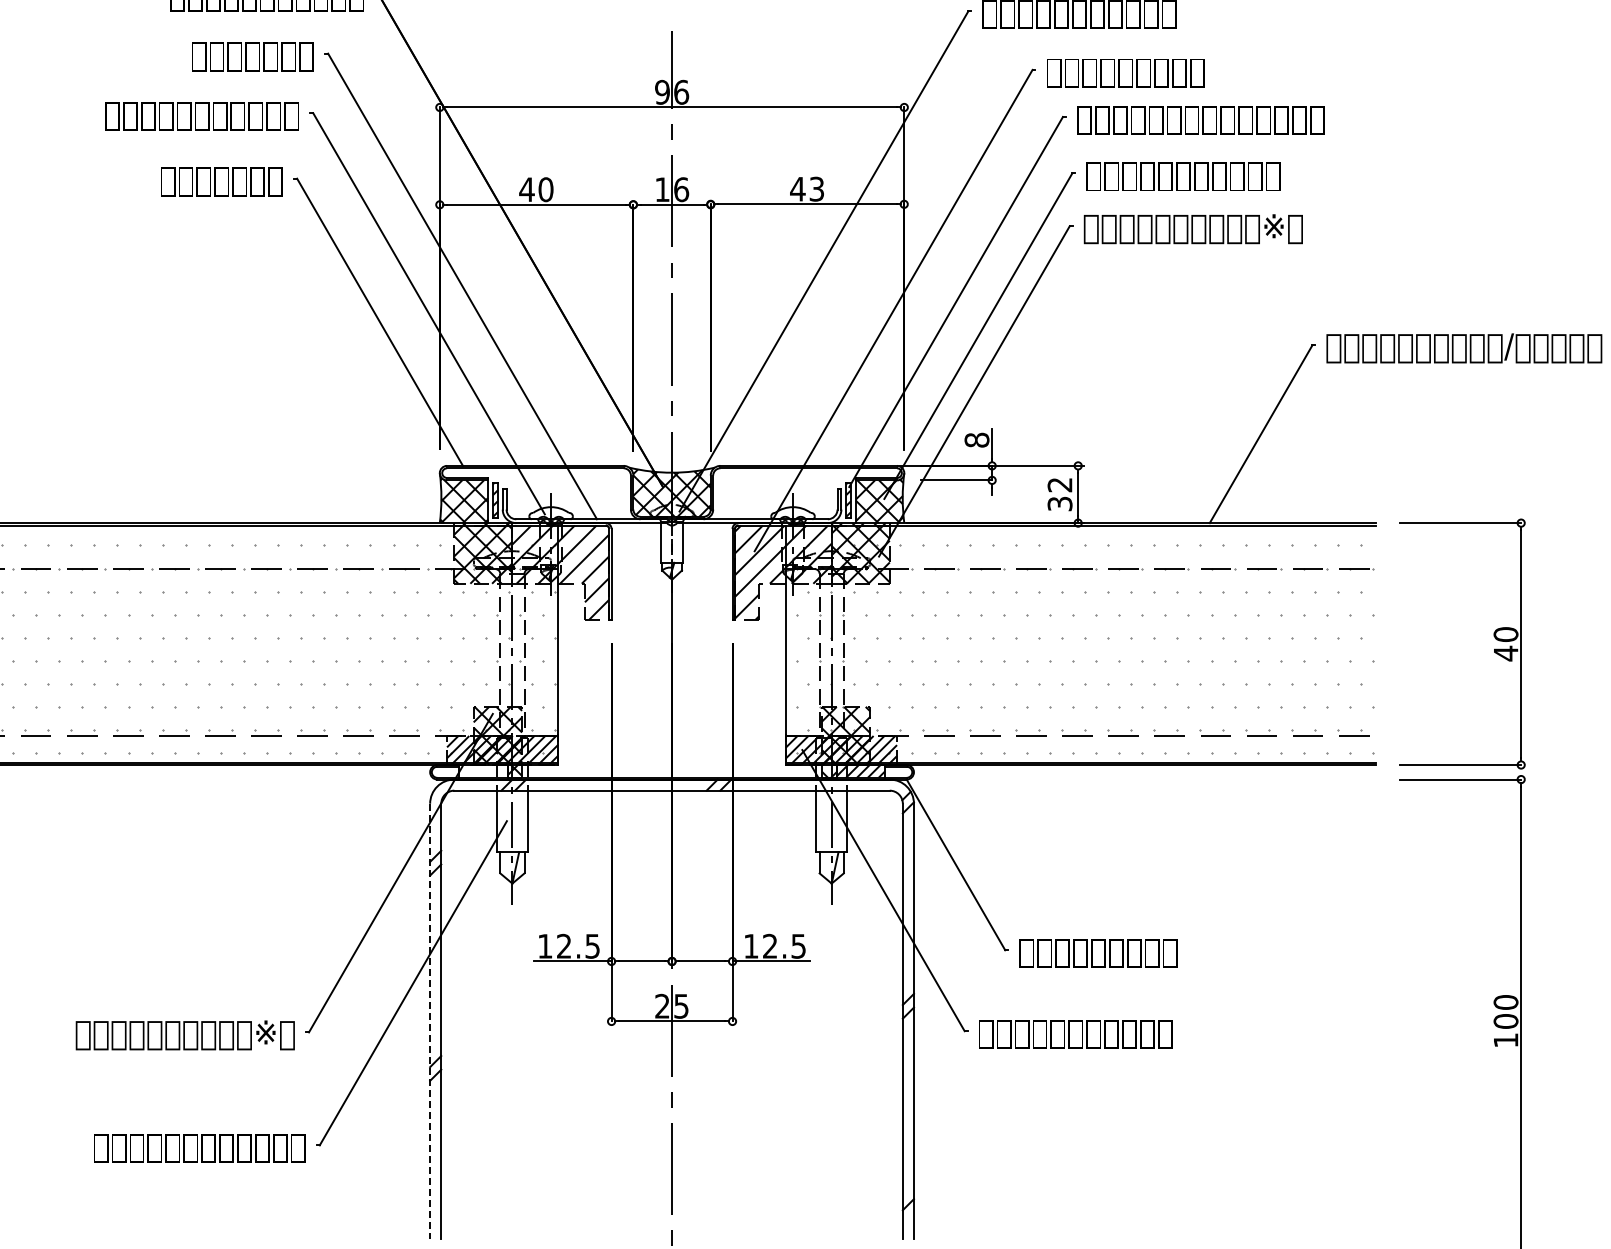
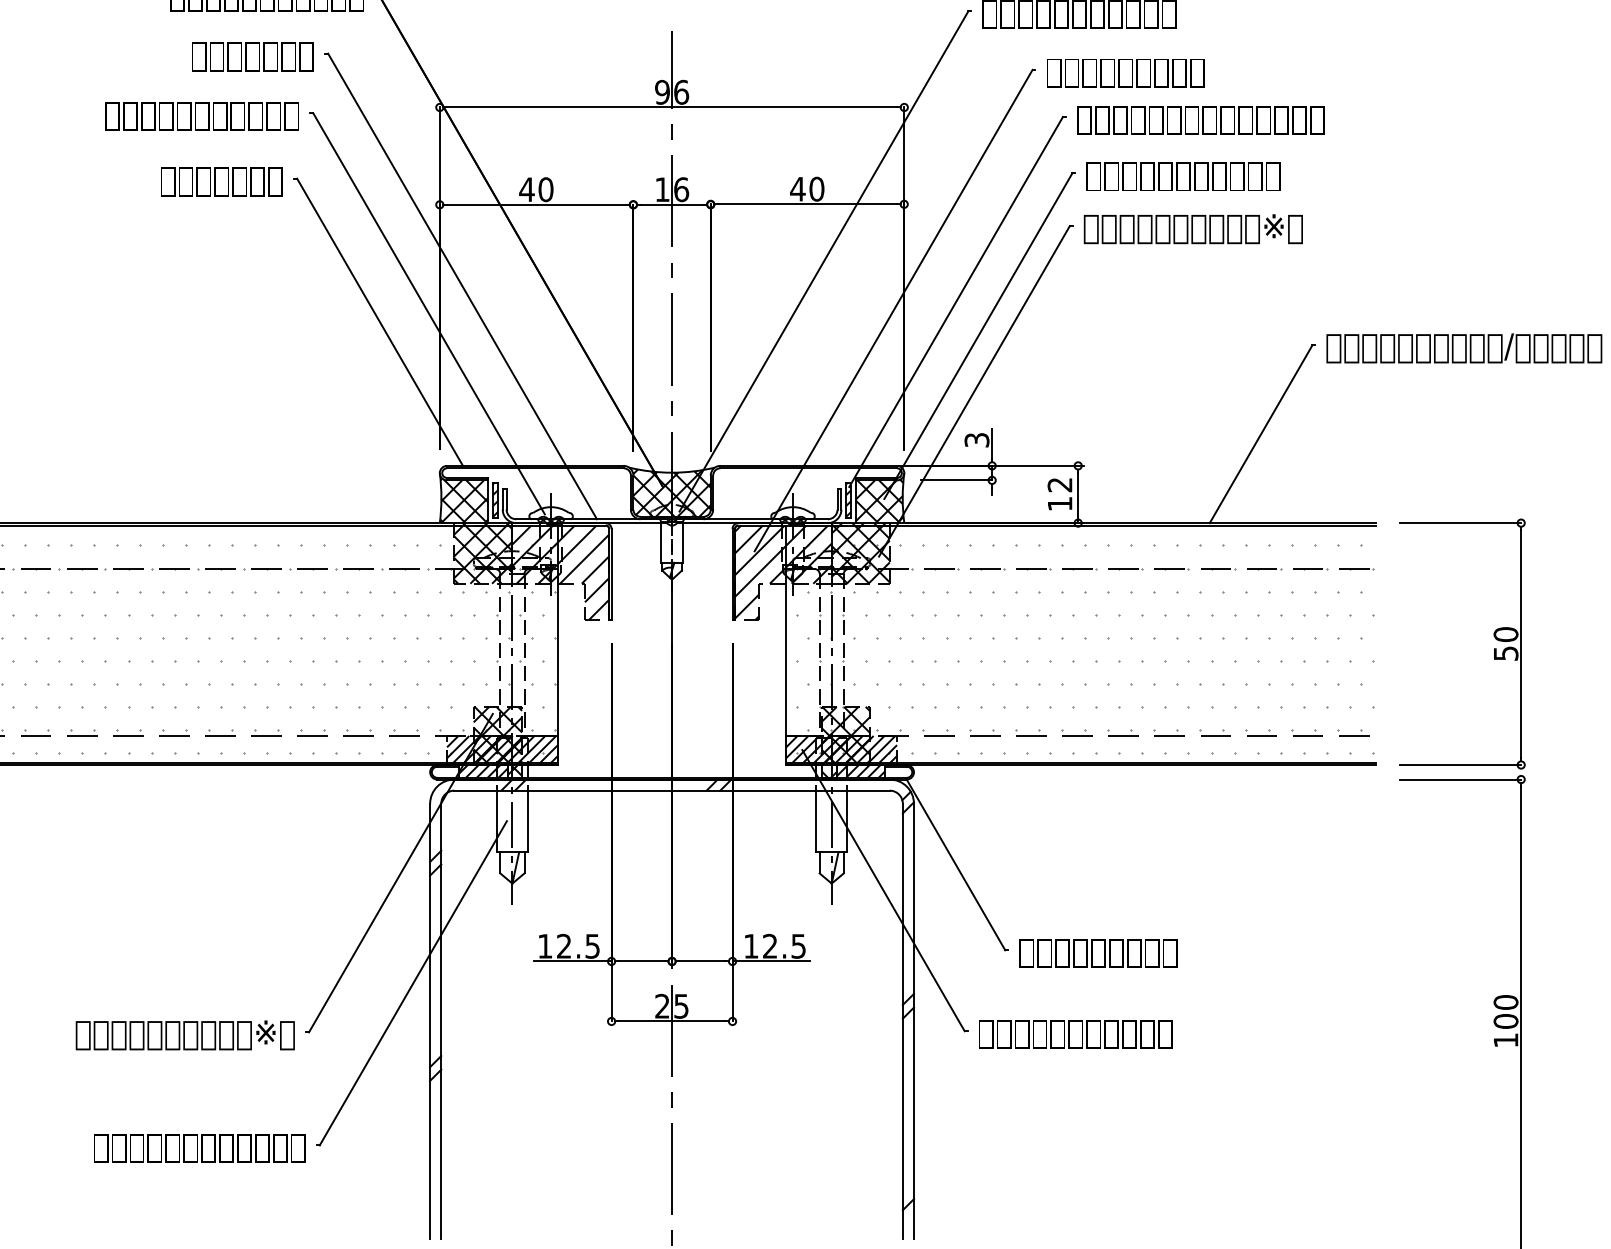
text: 43 -> 40 (816, 188)
text: 8 -> 3 (976, 439)
text: 32 -> 12 (1059, 503)
text: 40 -> 50 (1506, 653)
hatch: none -> present (483, 771)
line: dashed -> solid (430, 1021)
